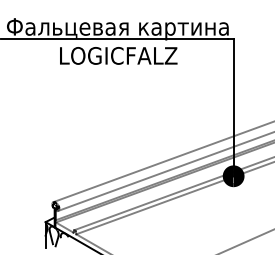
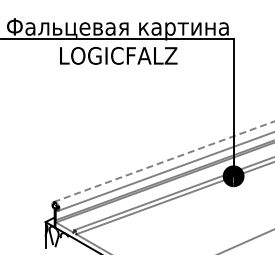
line: solid -> dashed (164, 161)
